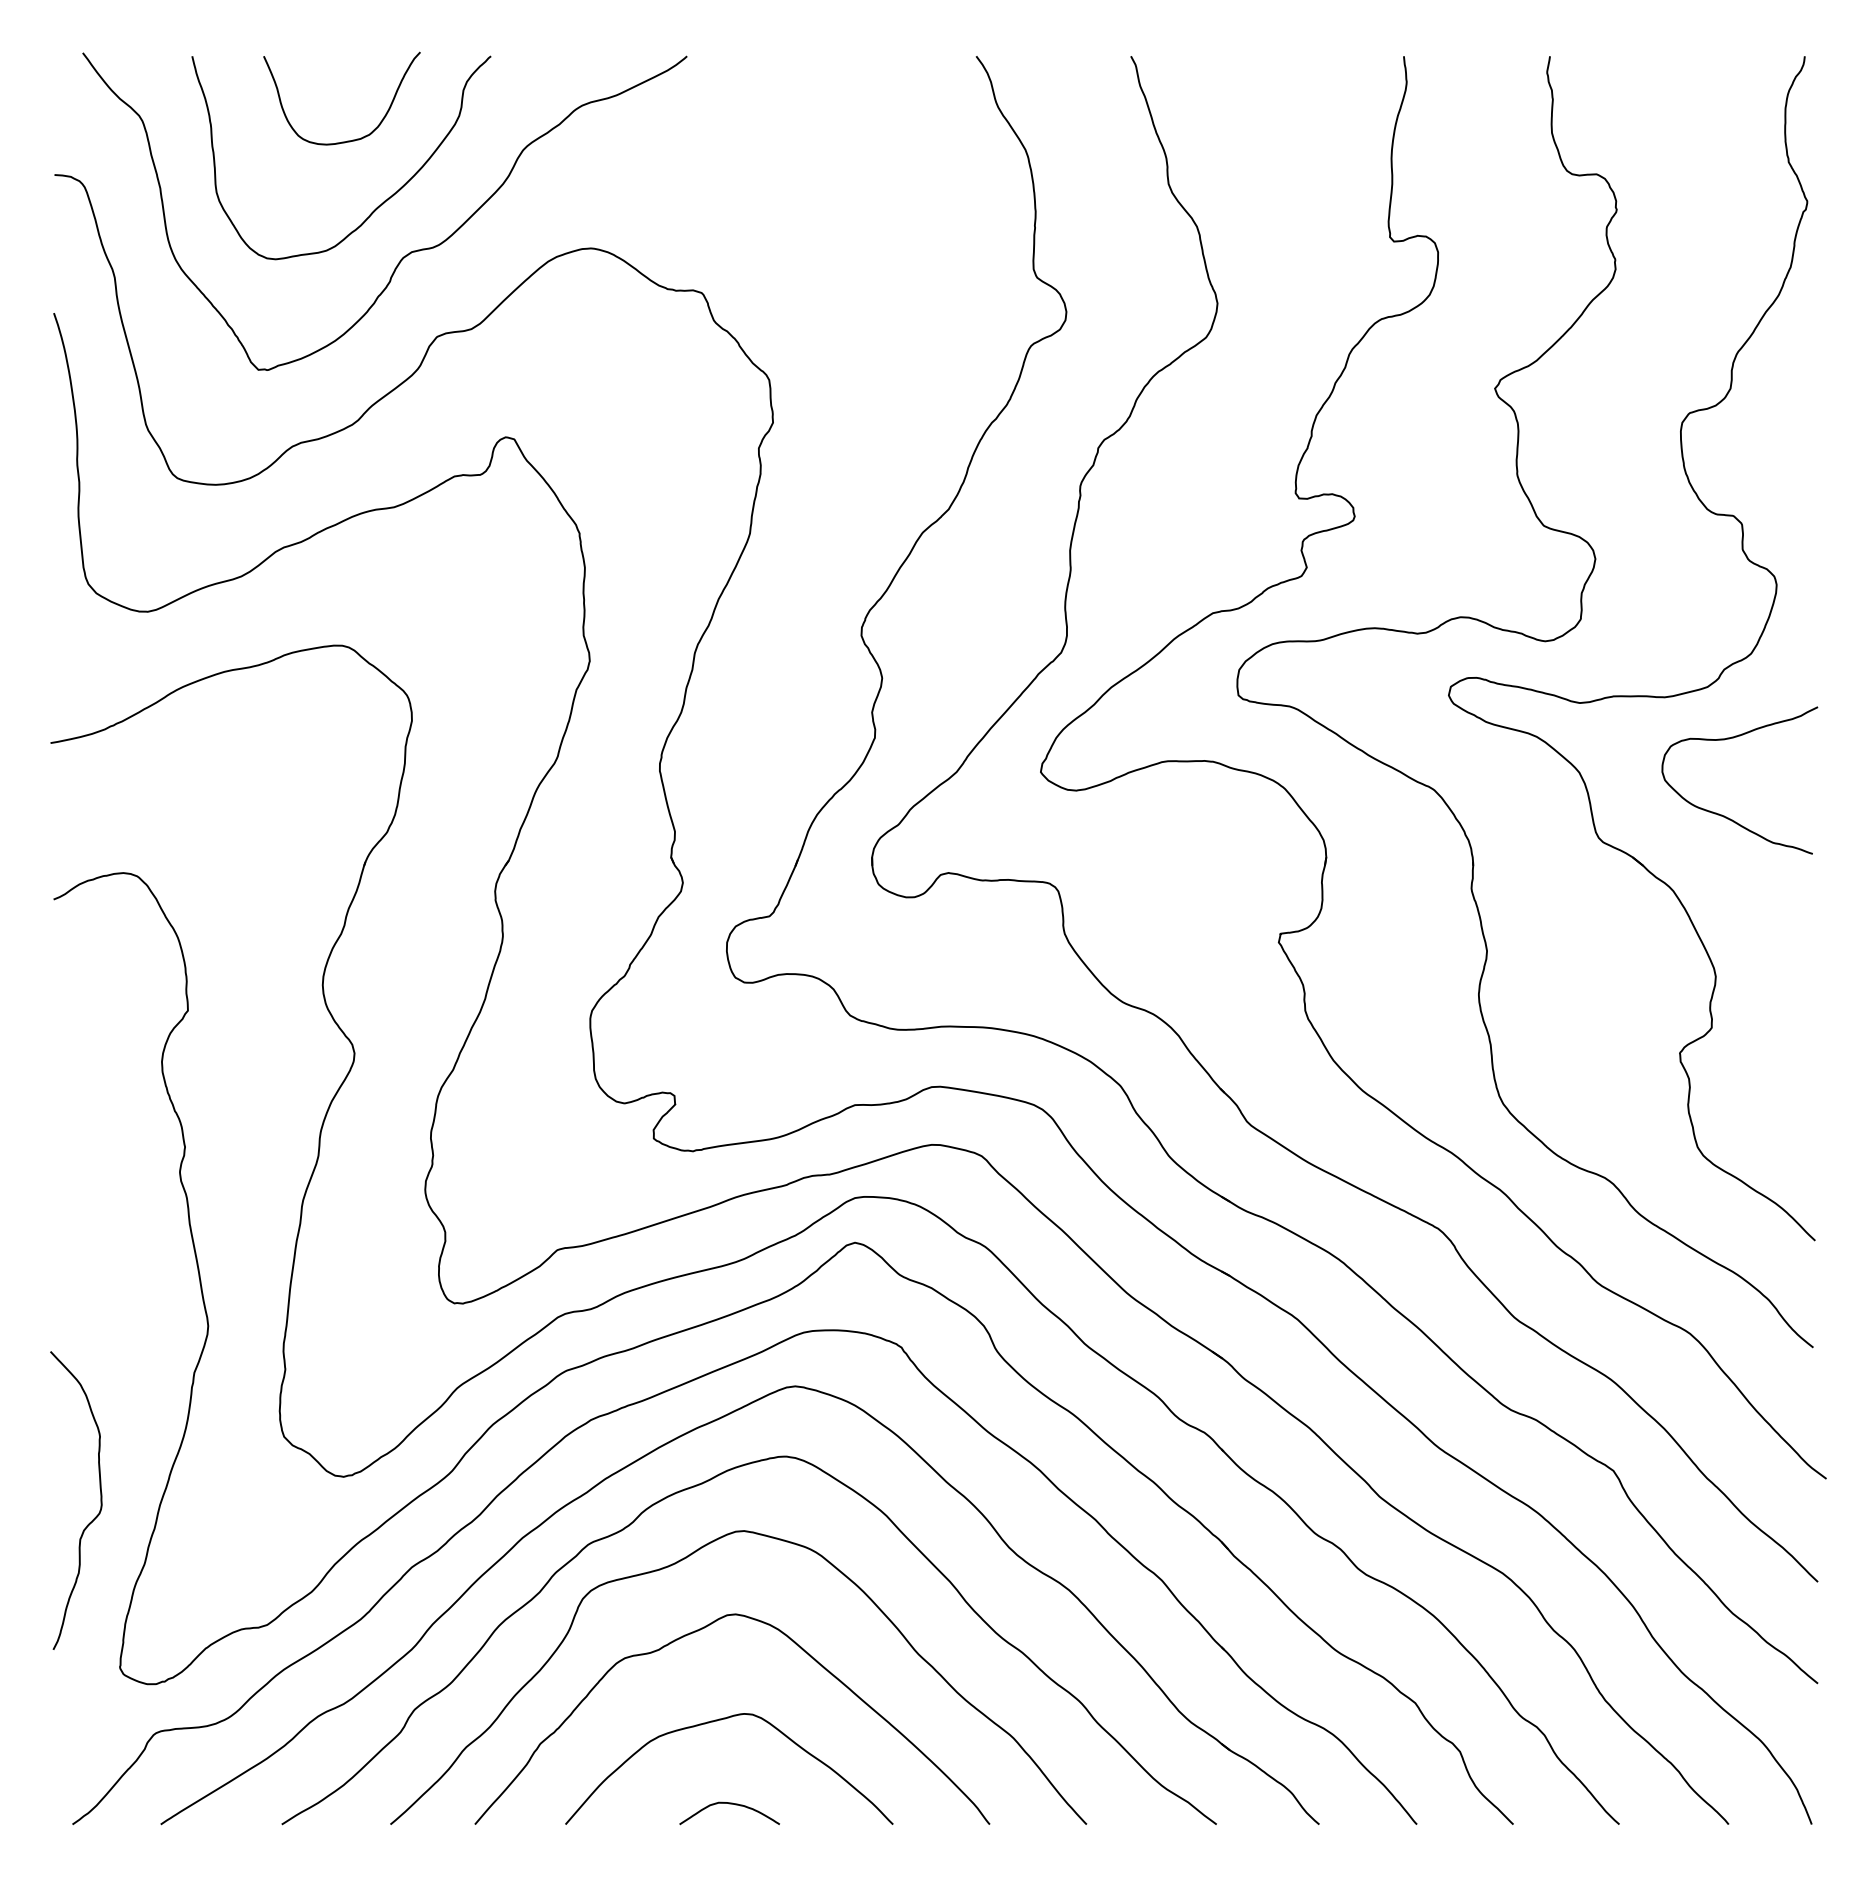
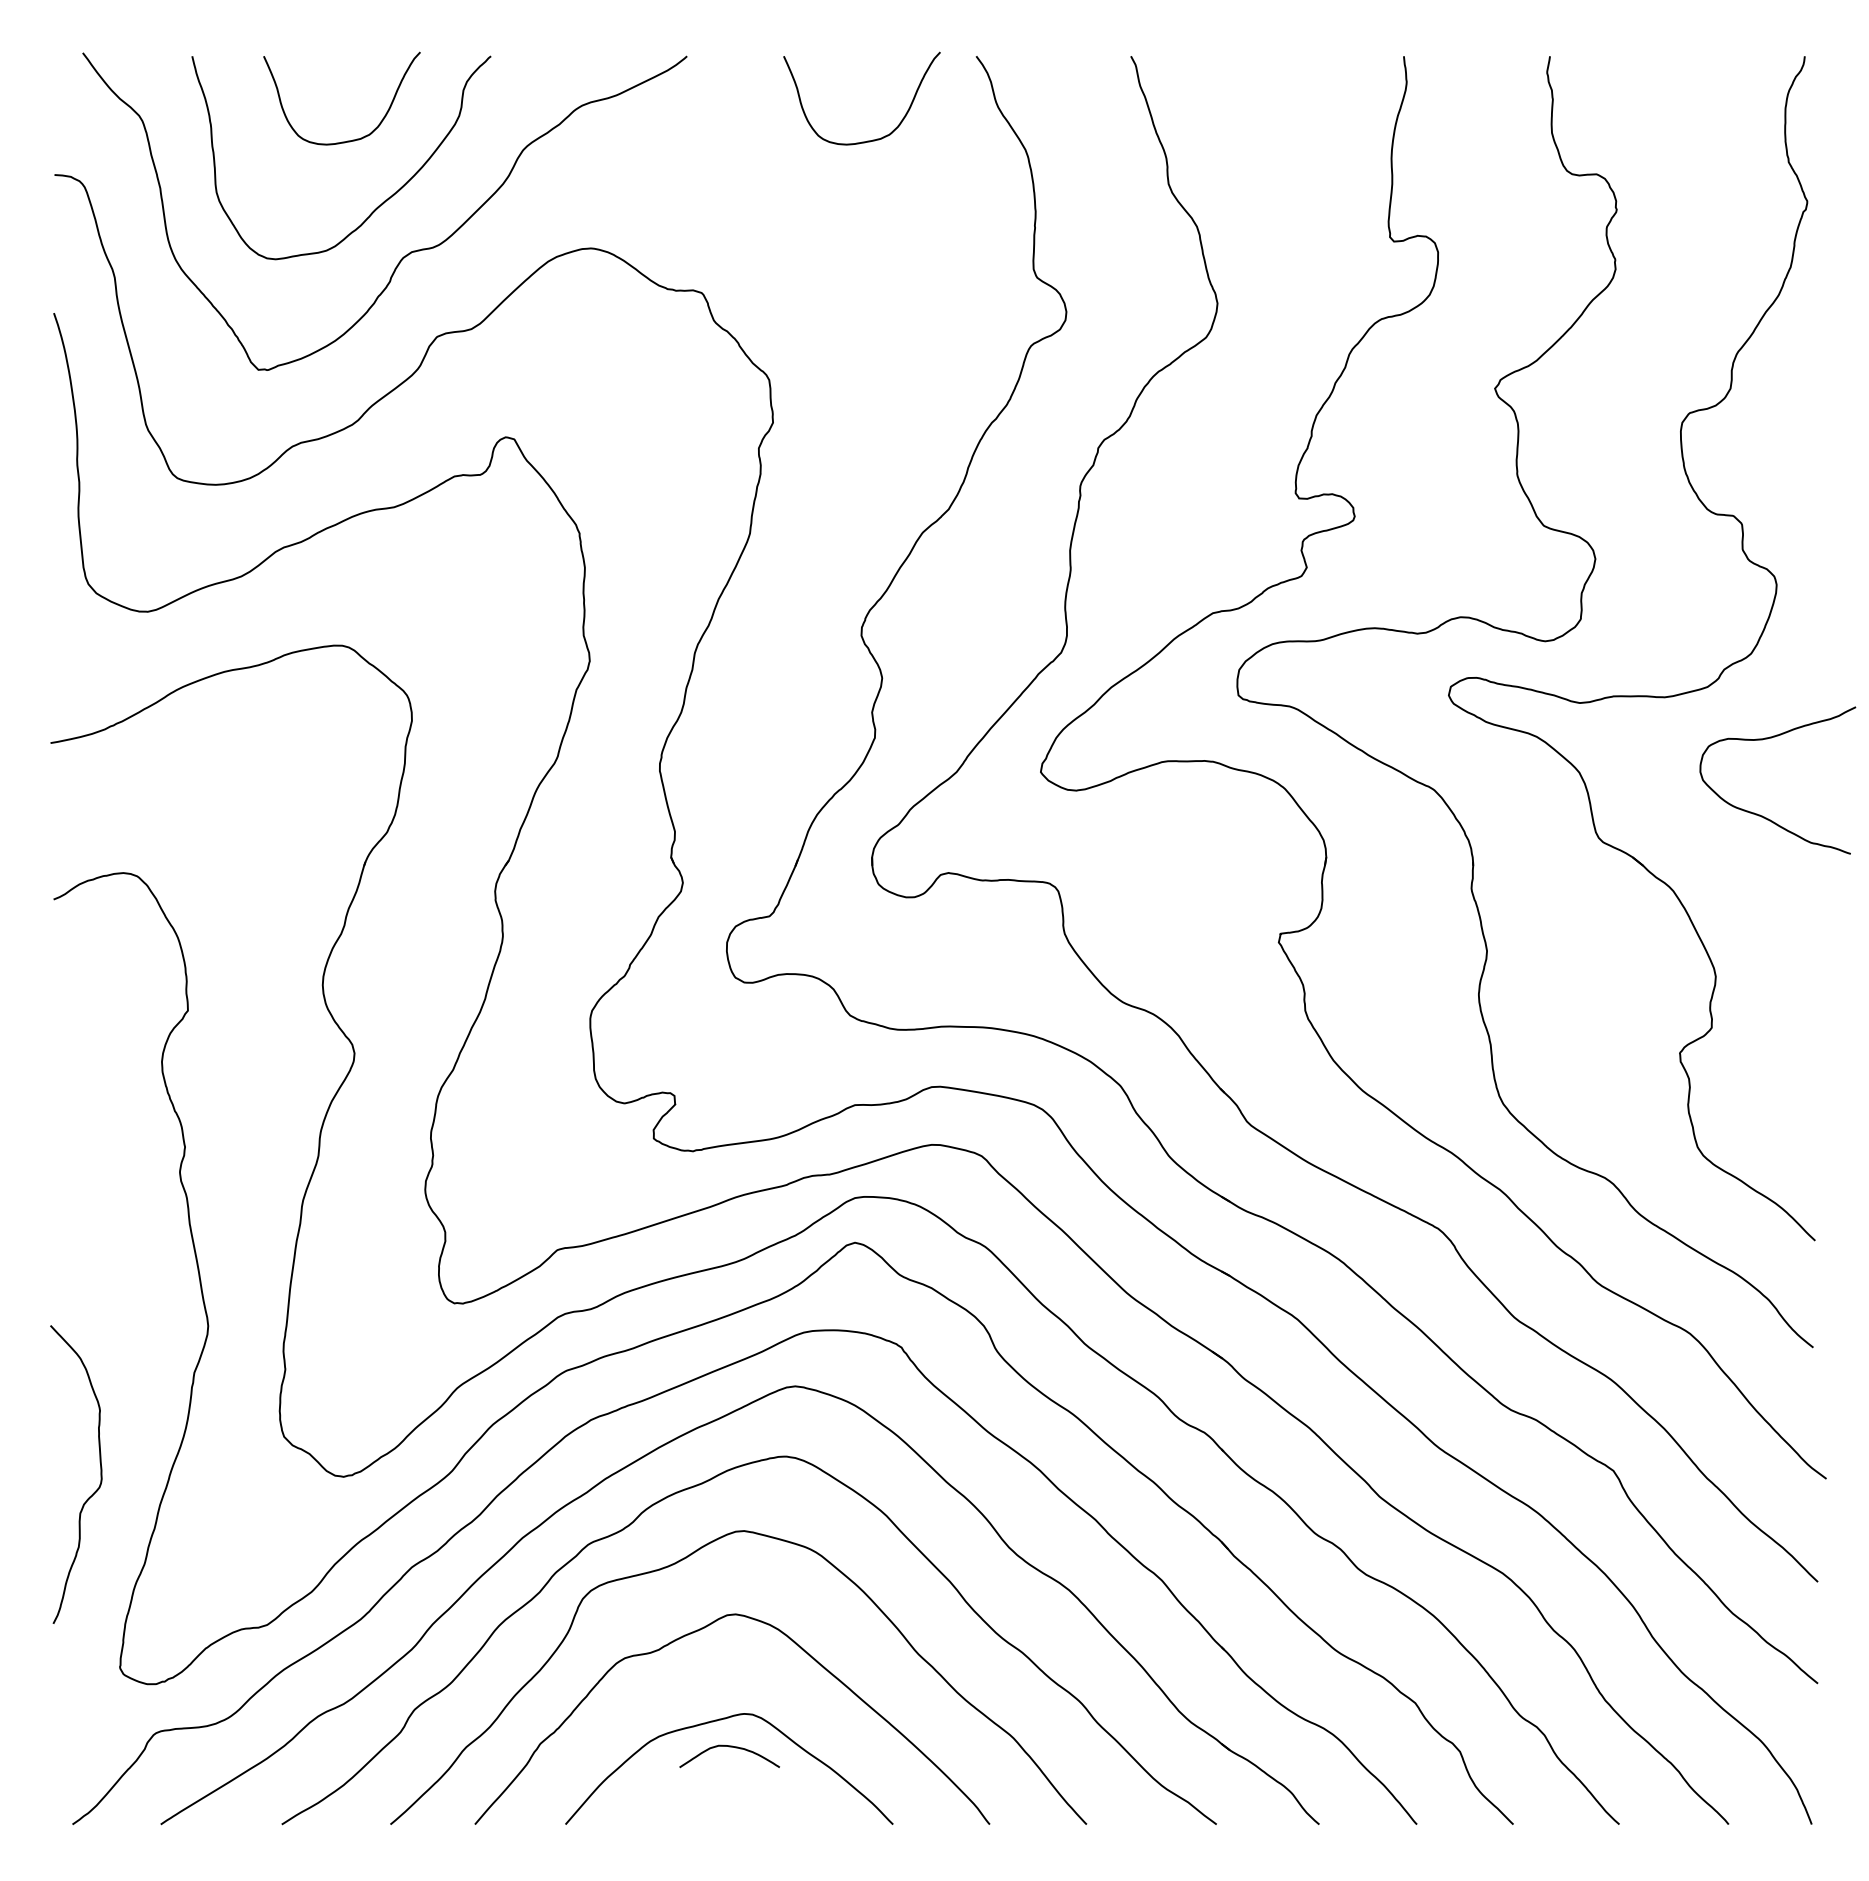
curve: none -> present (867, 140)
curve position: (1722, 814) -> (1760, 814) (1760, 814)
curve position: (100, 1500) -> (100, 1474) (100, 1474)
curve position: (729, 1804) -> (729, 1747) (729, 1747)
